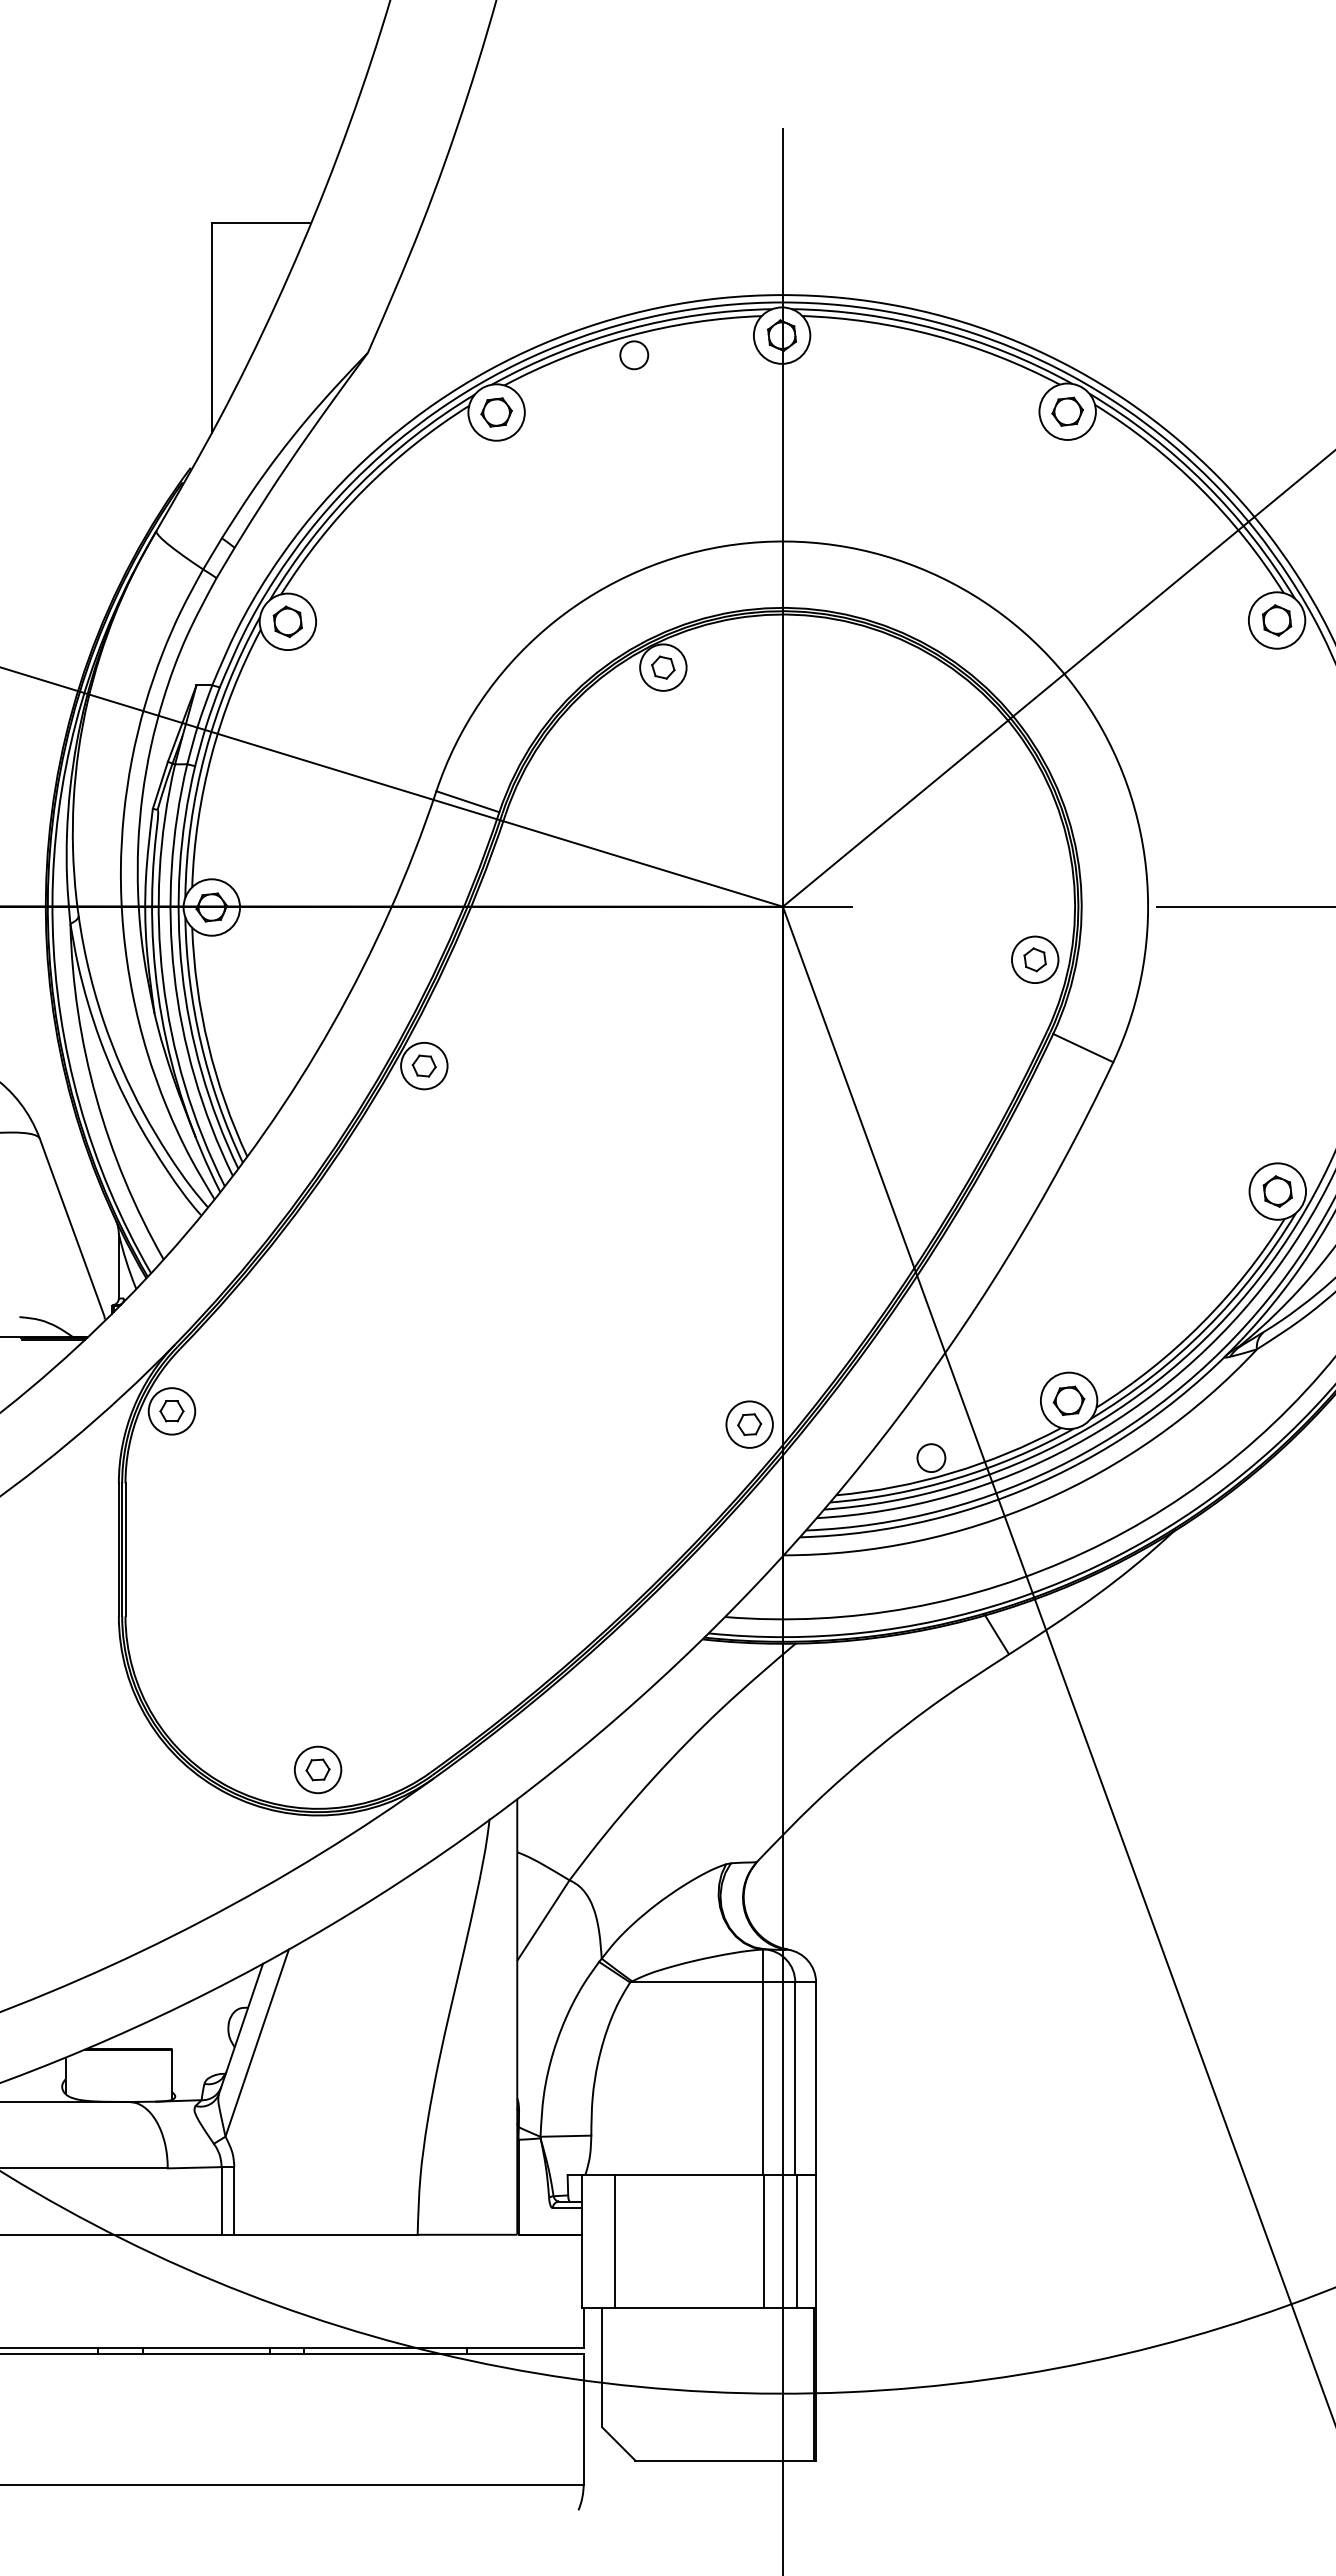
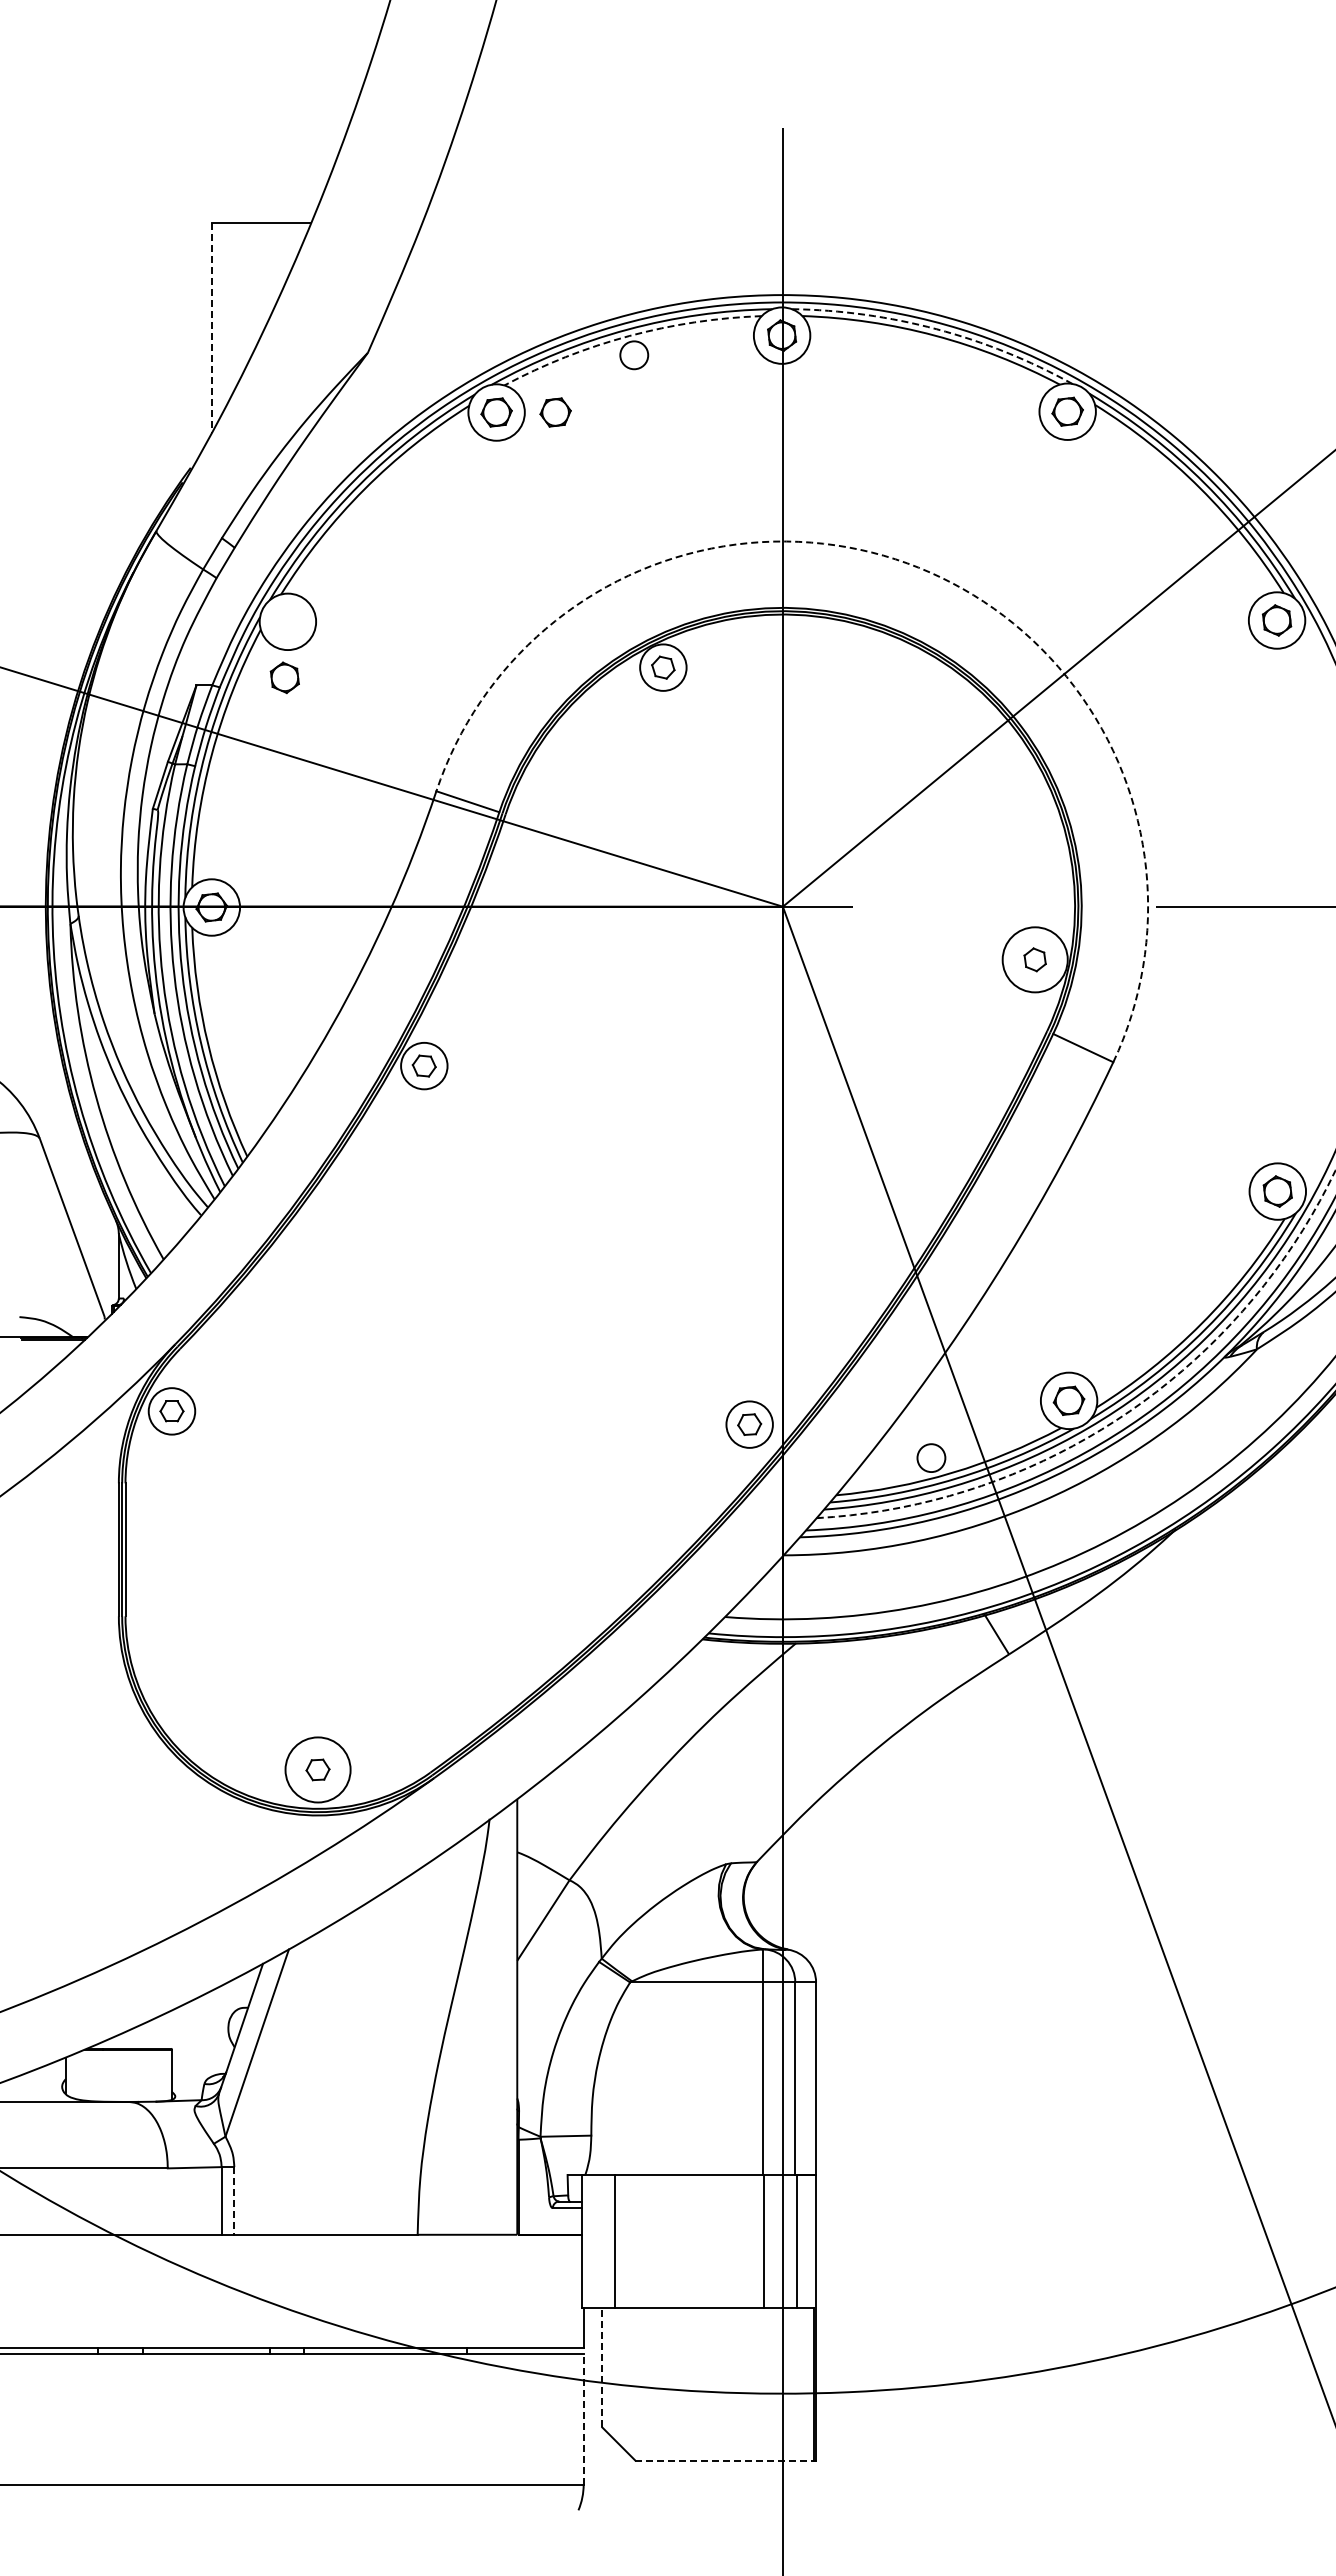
line: solid -> dashed (211, 327)
arc: solid -> dashed (936, 329)
arc: solid -> dashed (629, 336)
part: none -> present (555, 412)
arc: solid -> dashed (918, 567)
part position: (287, 621) -> (284, 677) (284, 677)
circle diameter: 46 px -> 65 px (1034, 959)
arc: solid -> dashed (1124, 1415)
circle diameter: 46 px -> 65 px (317, 1769)
line: solid -> dashed (234, 2200)
line: solid -> dashed (602, 2367)
line: solid -> dashed (583, 2418)
line: solid -> dashed (724, 2460)
